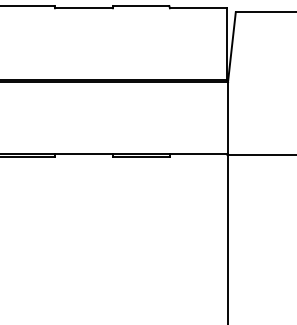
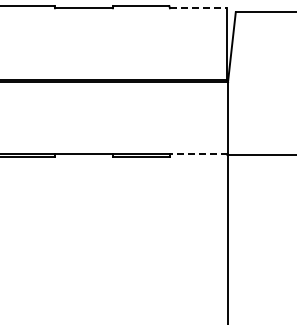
line: solid -> dashed (198, 8)
line: solid -> dashed (198, 154)
